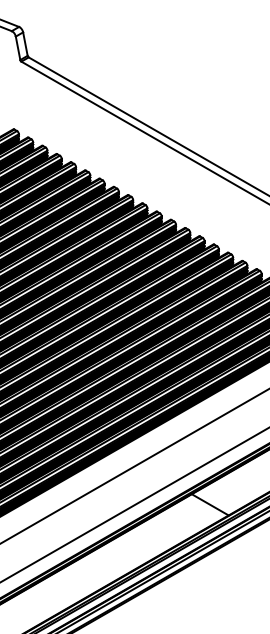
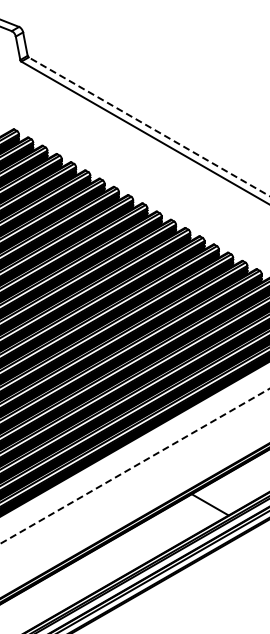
line: solid -> dashed (149, 126)
line: solid -> dashed (135, 466)
line: present -> none (134, 505)
